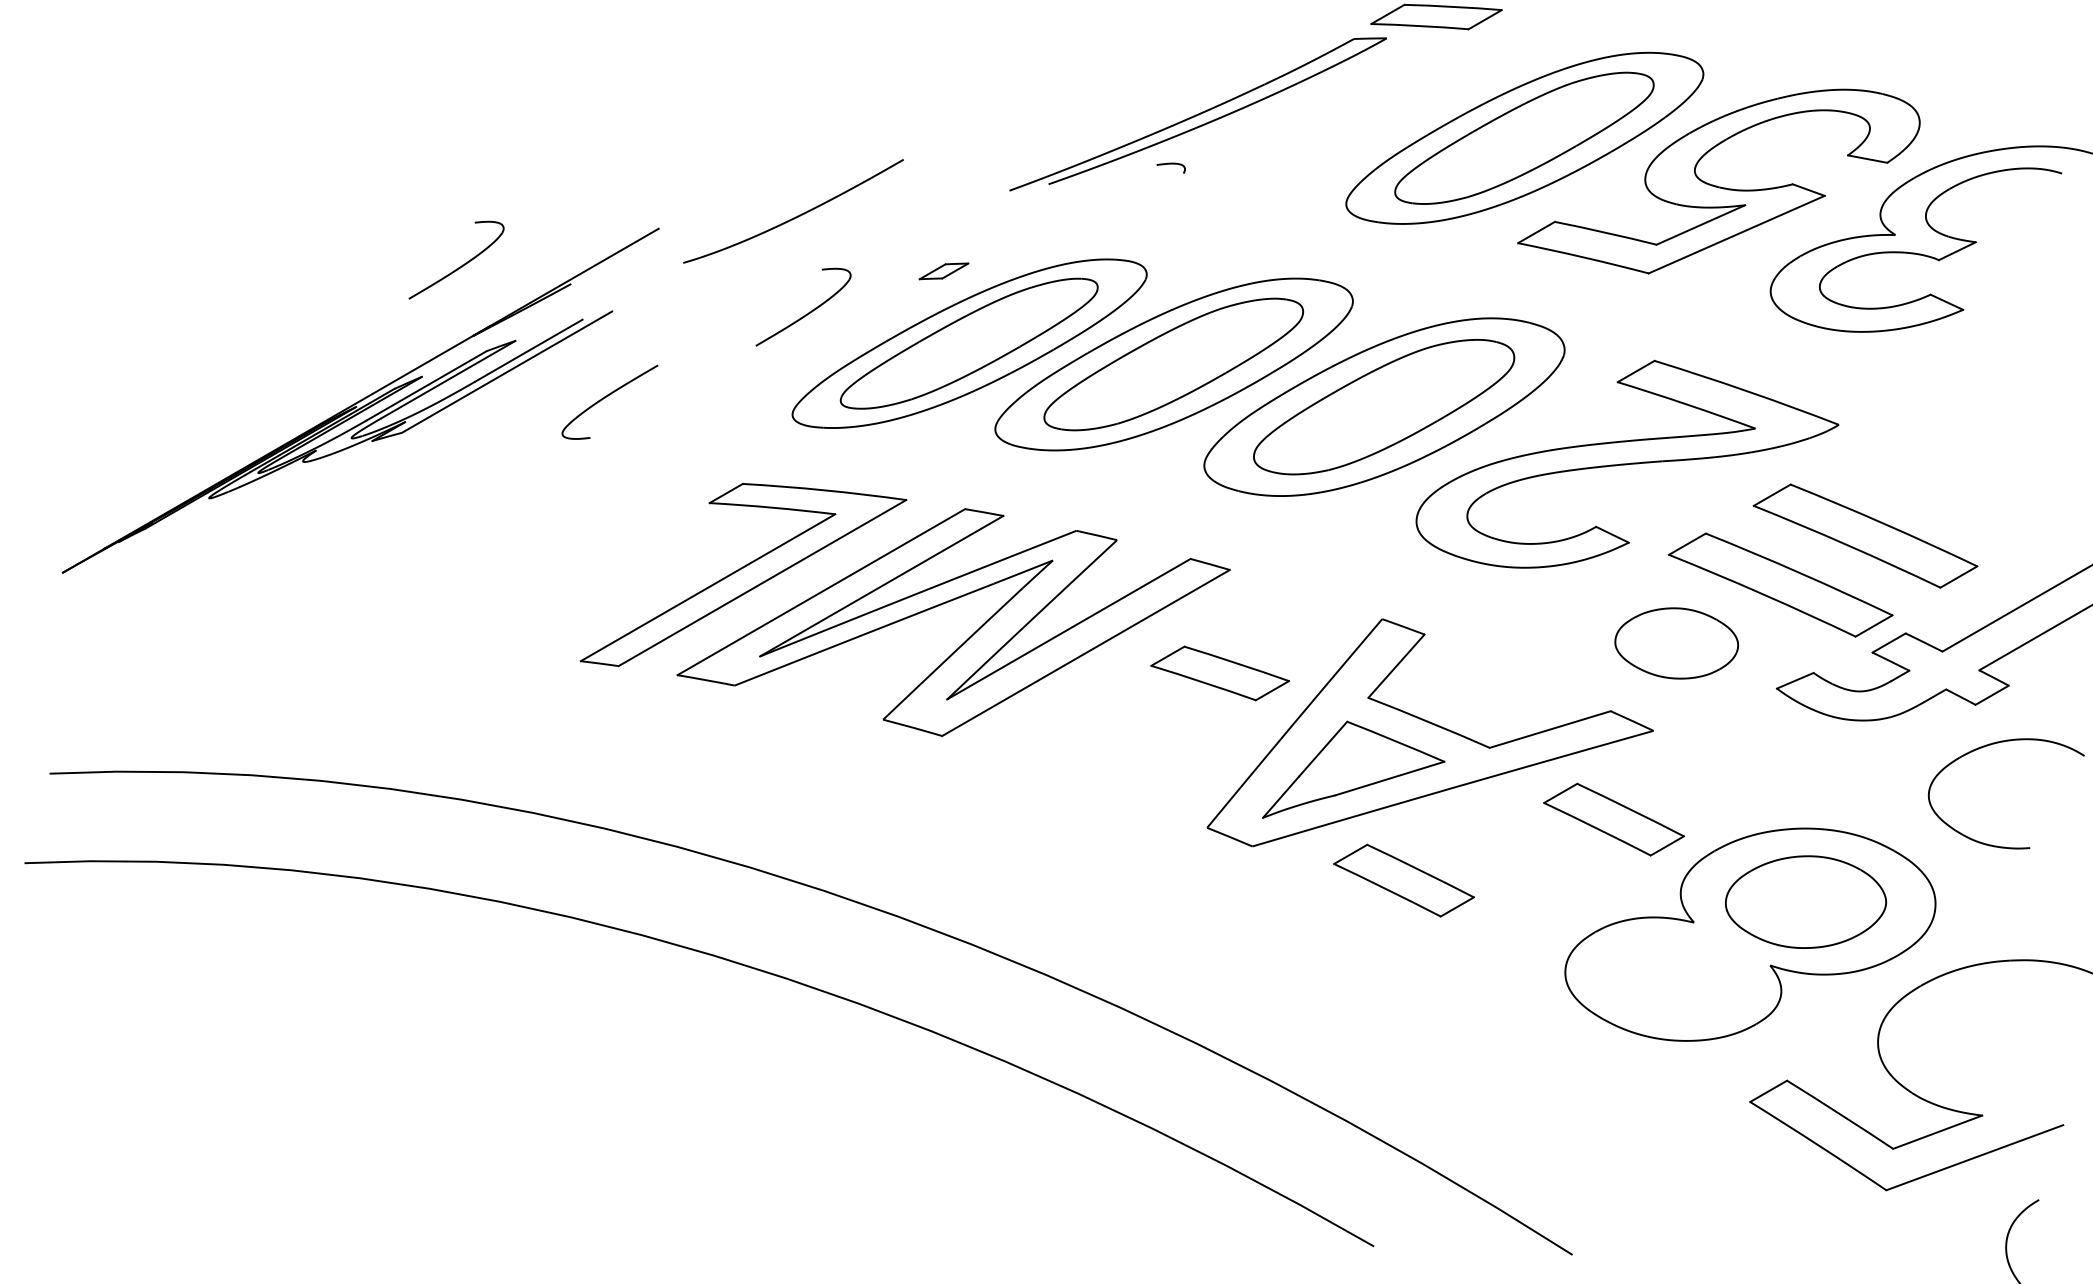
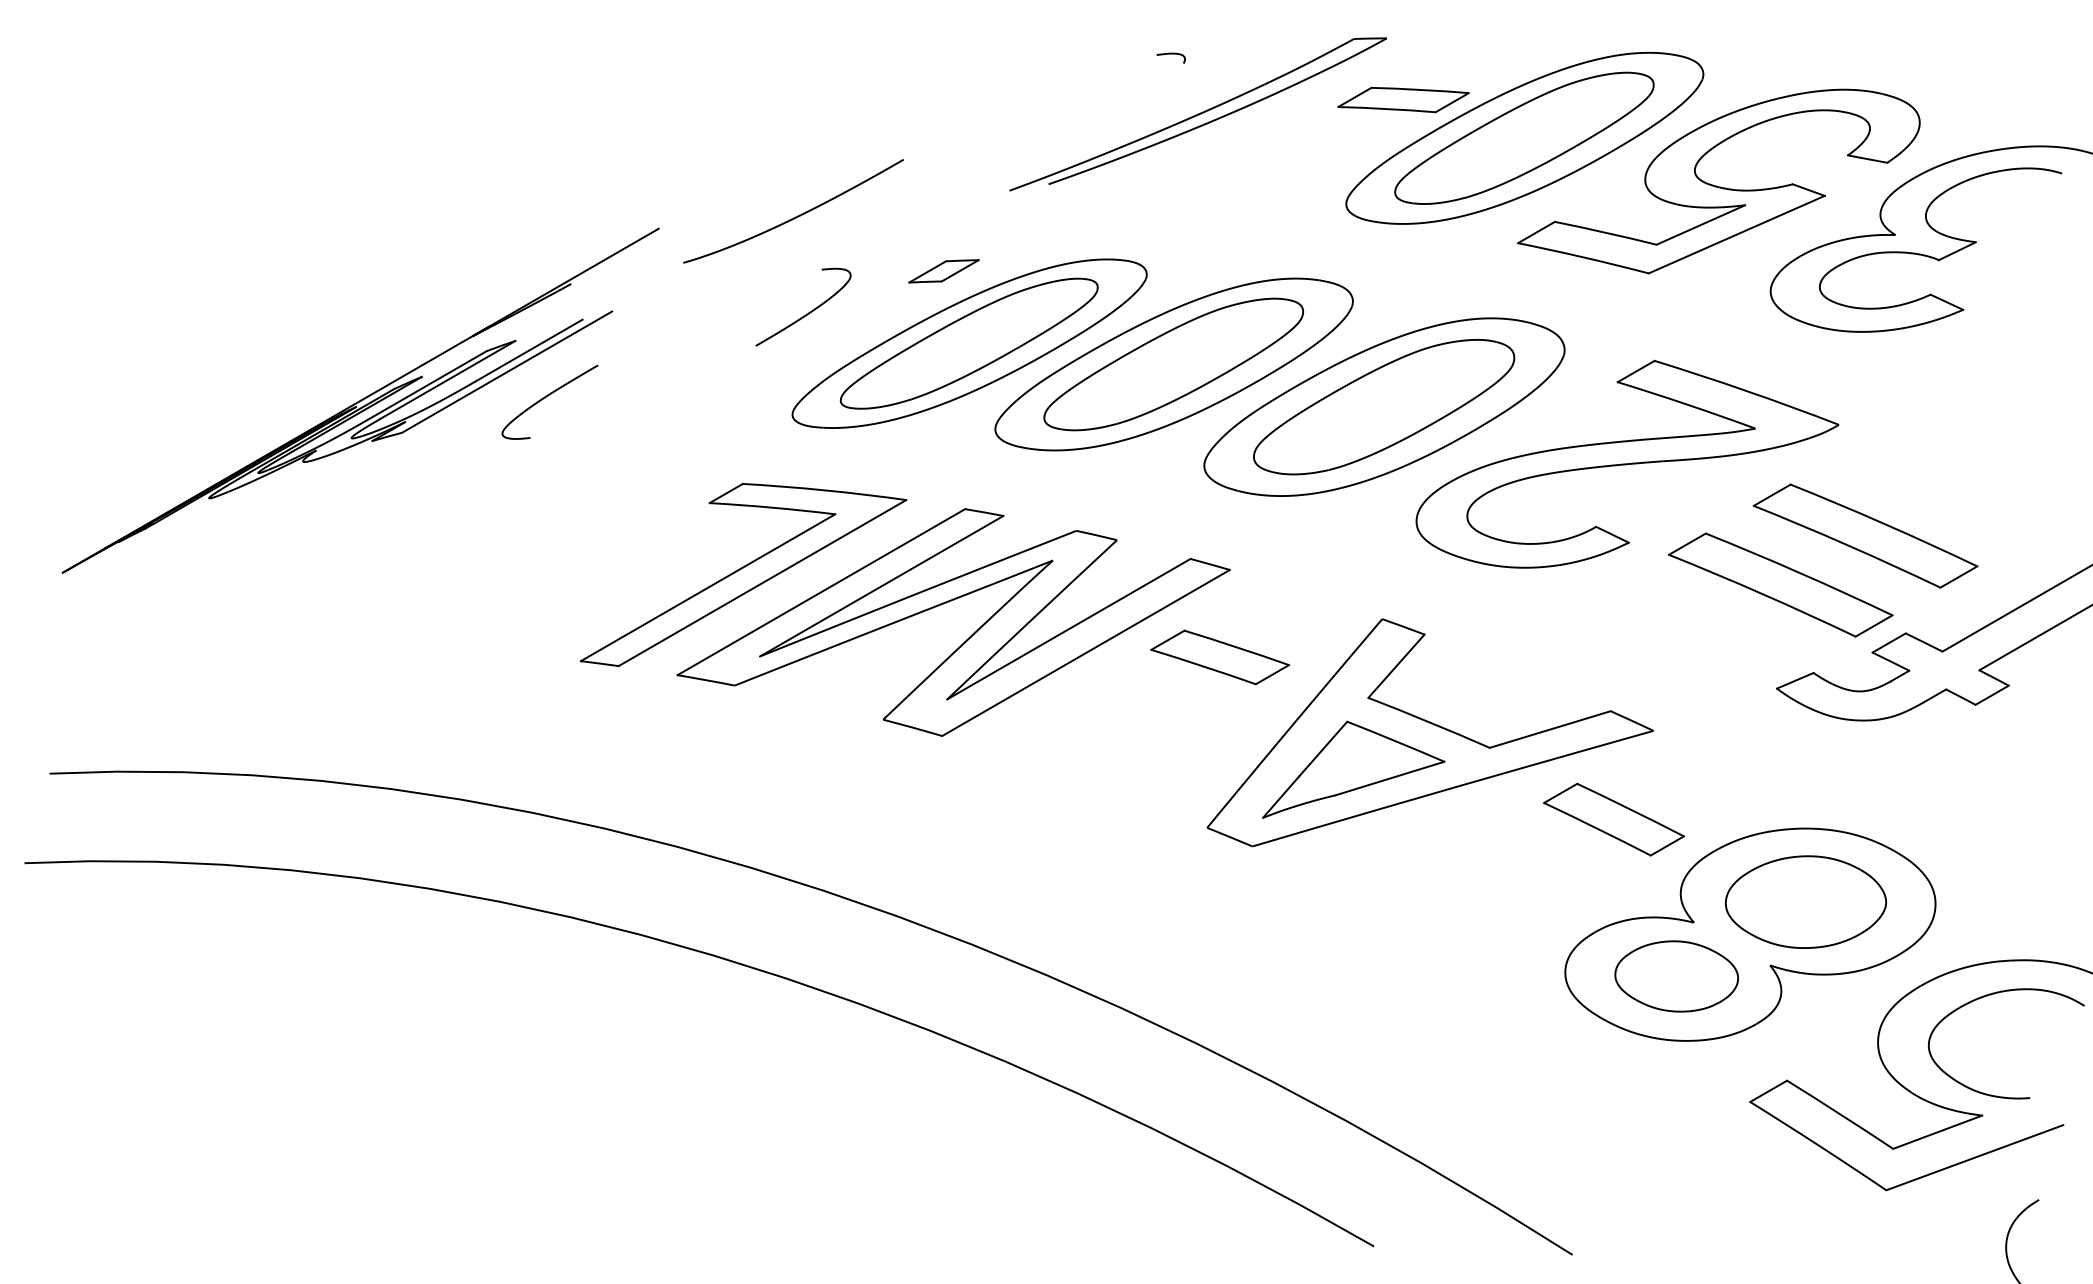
part position: (1436, 16) -> (1403, 99) (1403, 99)
curve position: (1170, 164) -> (1170, 54) (1170, 54)
part: present -> none (459, 266)
part size: 52x19 px -> 72x25 px (943, 271)
curve position: (606, 397) -> (546, 397) (546, 397)
part position: (1676, 643) -> (1676, 976) (1676, 976)
part position: (1220, 673) -> (1220, 657) (1220, 657)
part position: (1994, 744) -> (1994, 994) (1994, 994)
part: present -> none (1403, 880)
